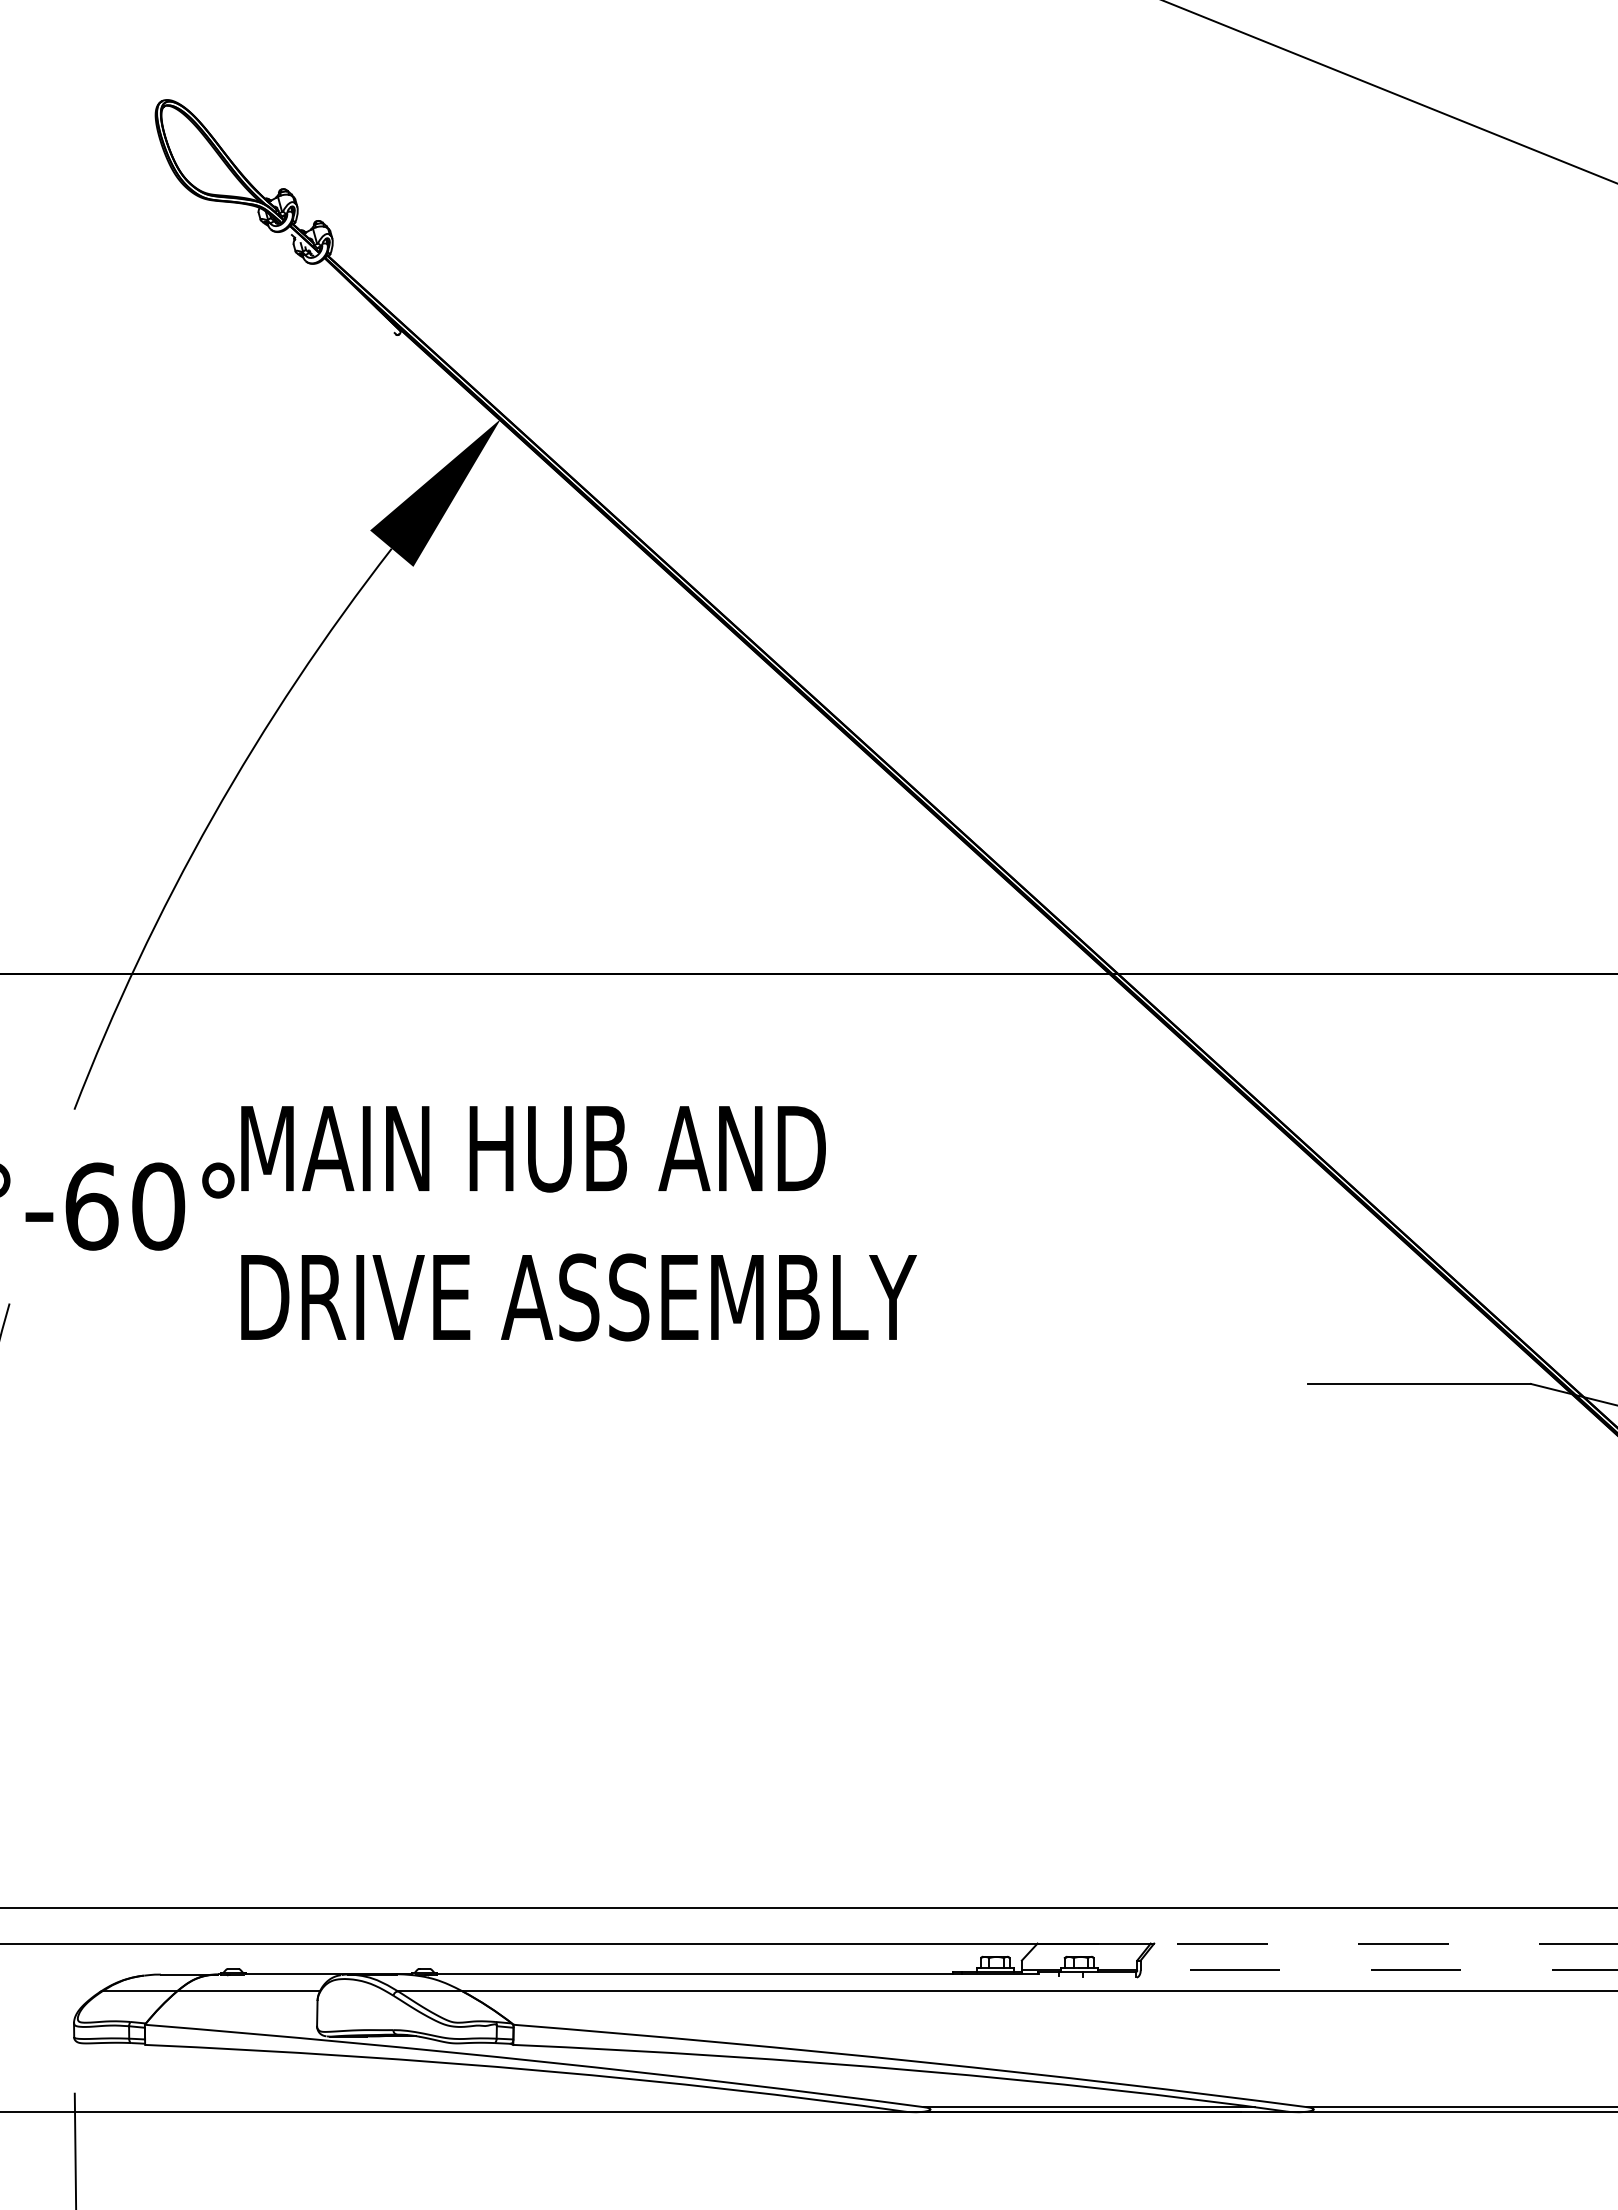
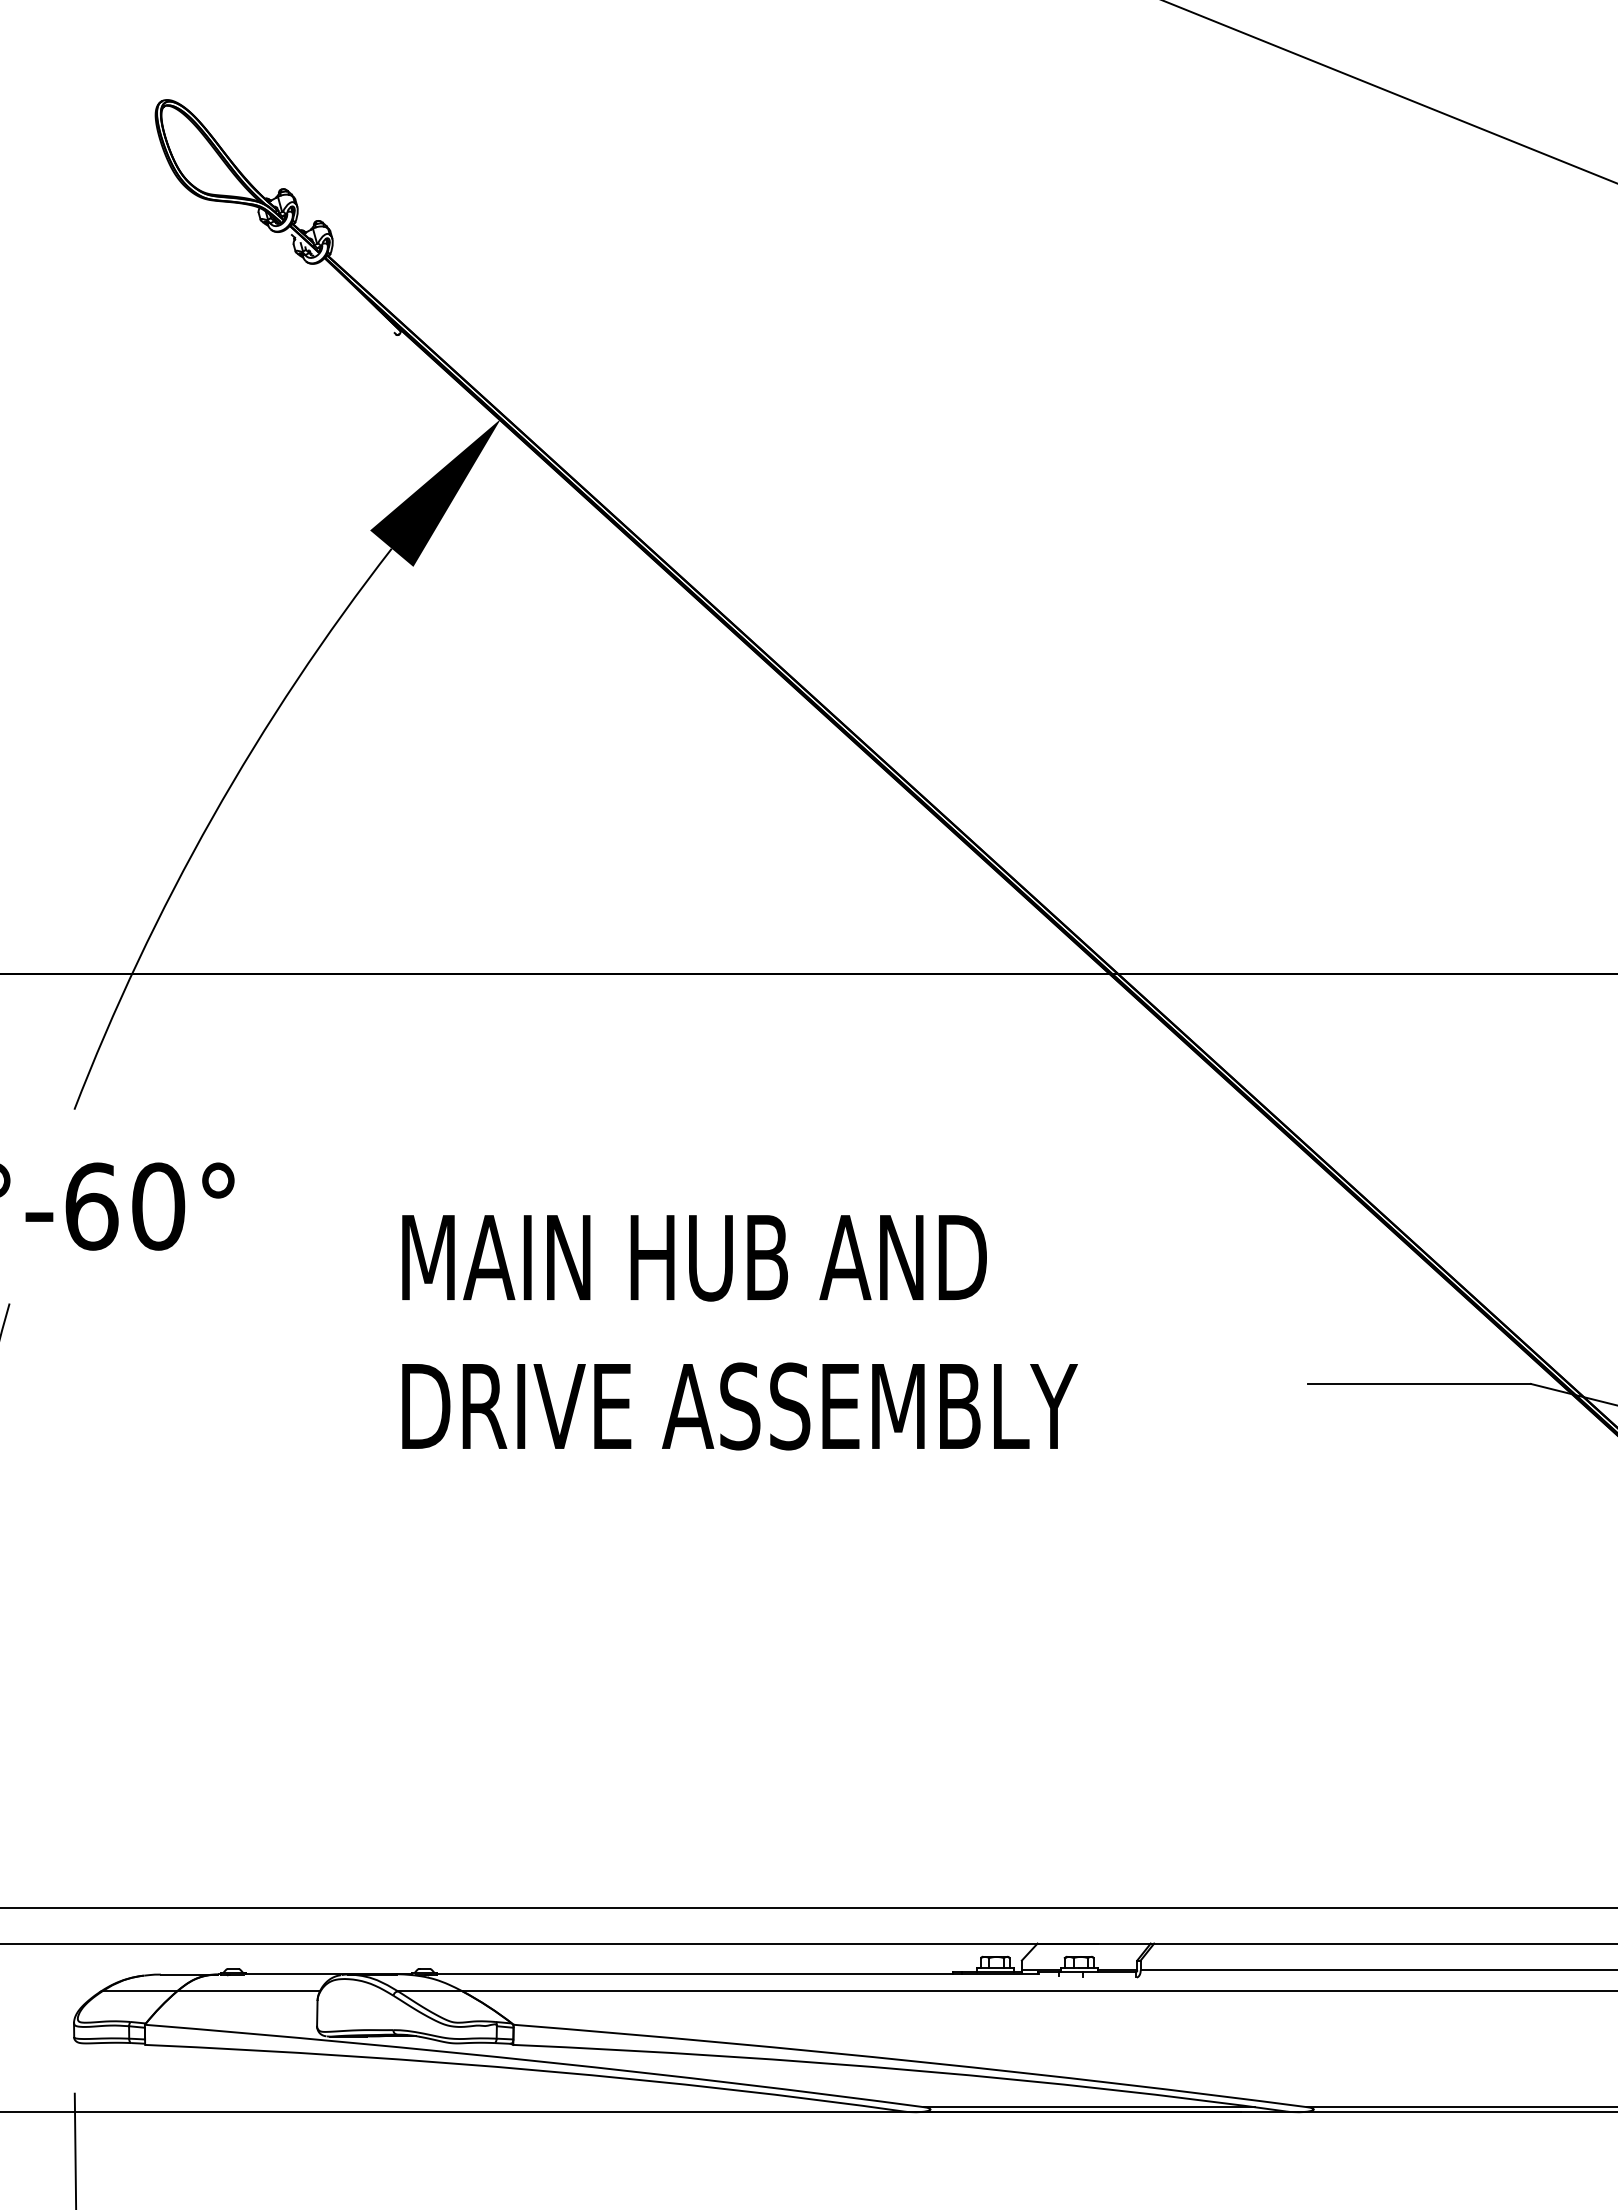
text position: (578, 1223) -> (739, 1332) (739, 1332)
line: dashed -> solid (1385, 1943)
line: dashed -> solid (1378, 1970)
